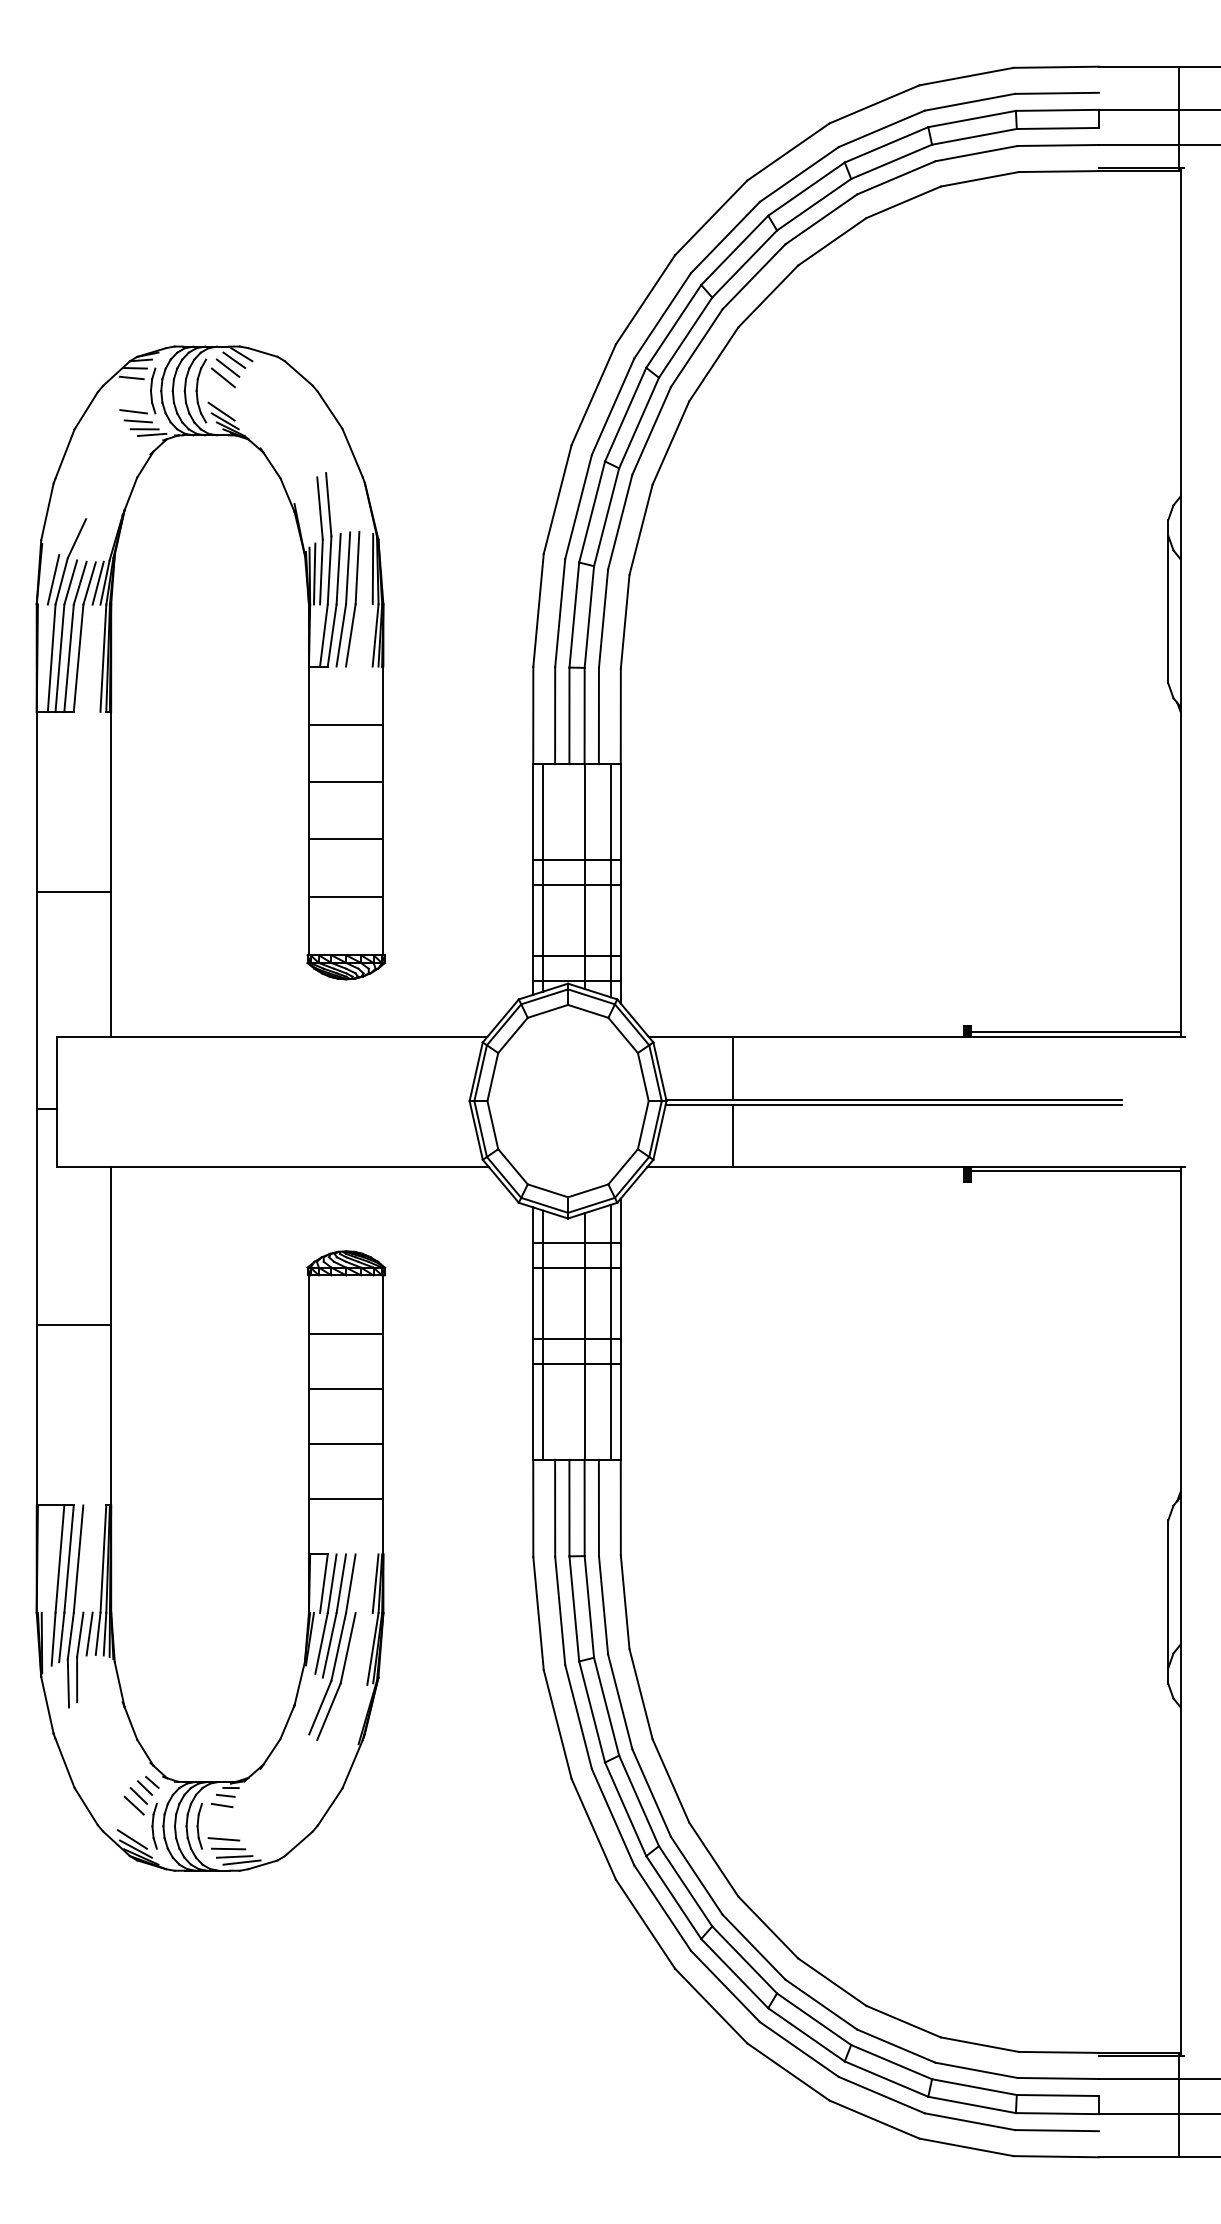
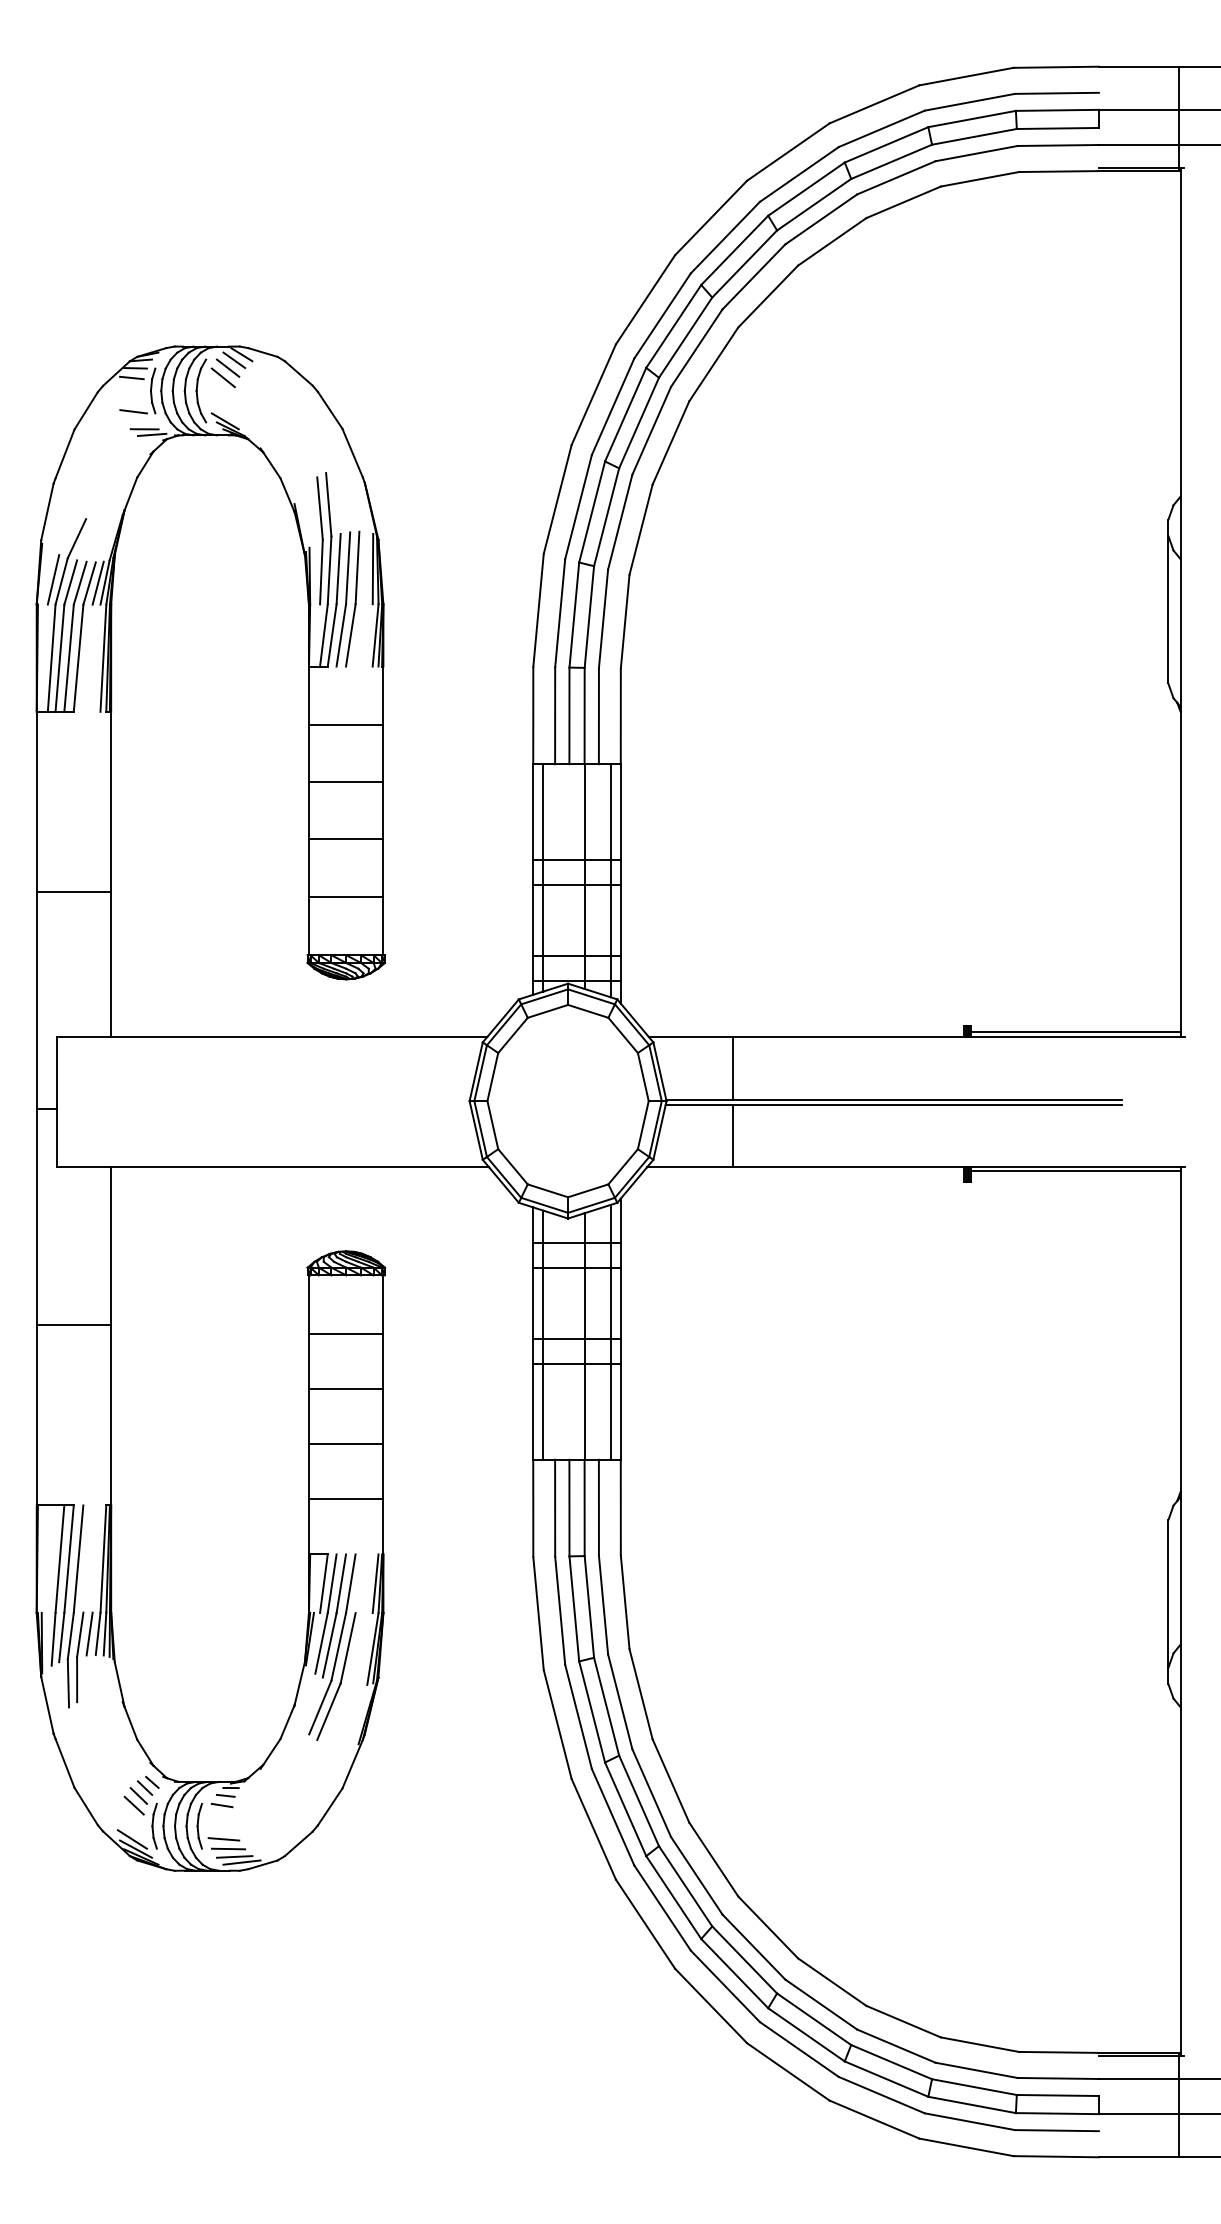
line: present -> none (221, 411)
line: present -> none (138, 421)
line: present -> none (314, 573)
